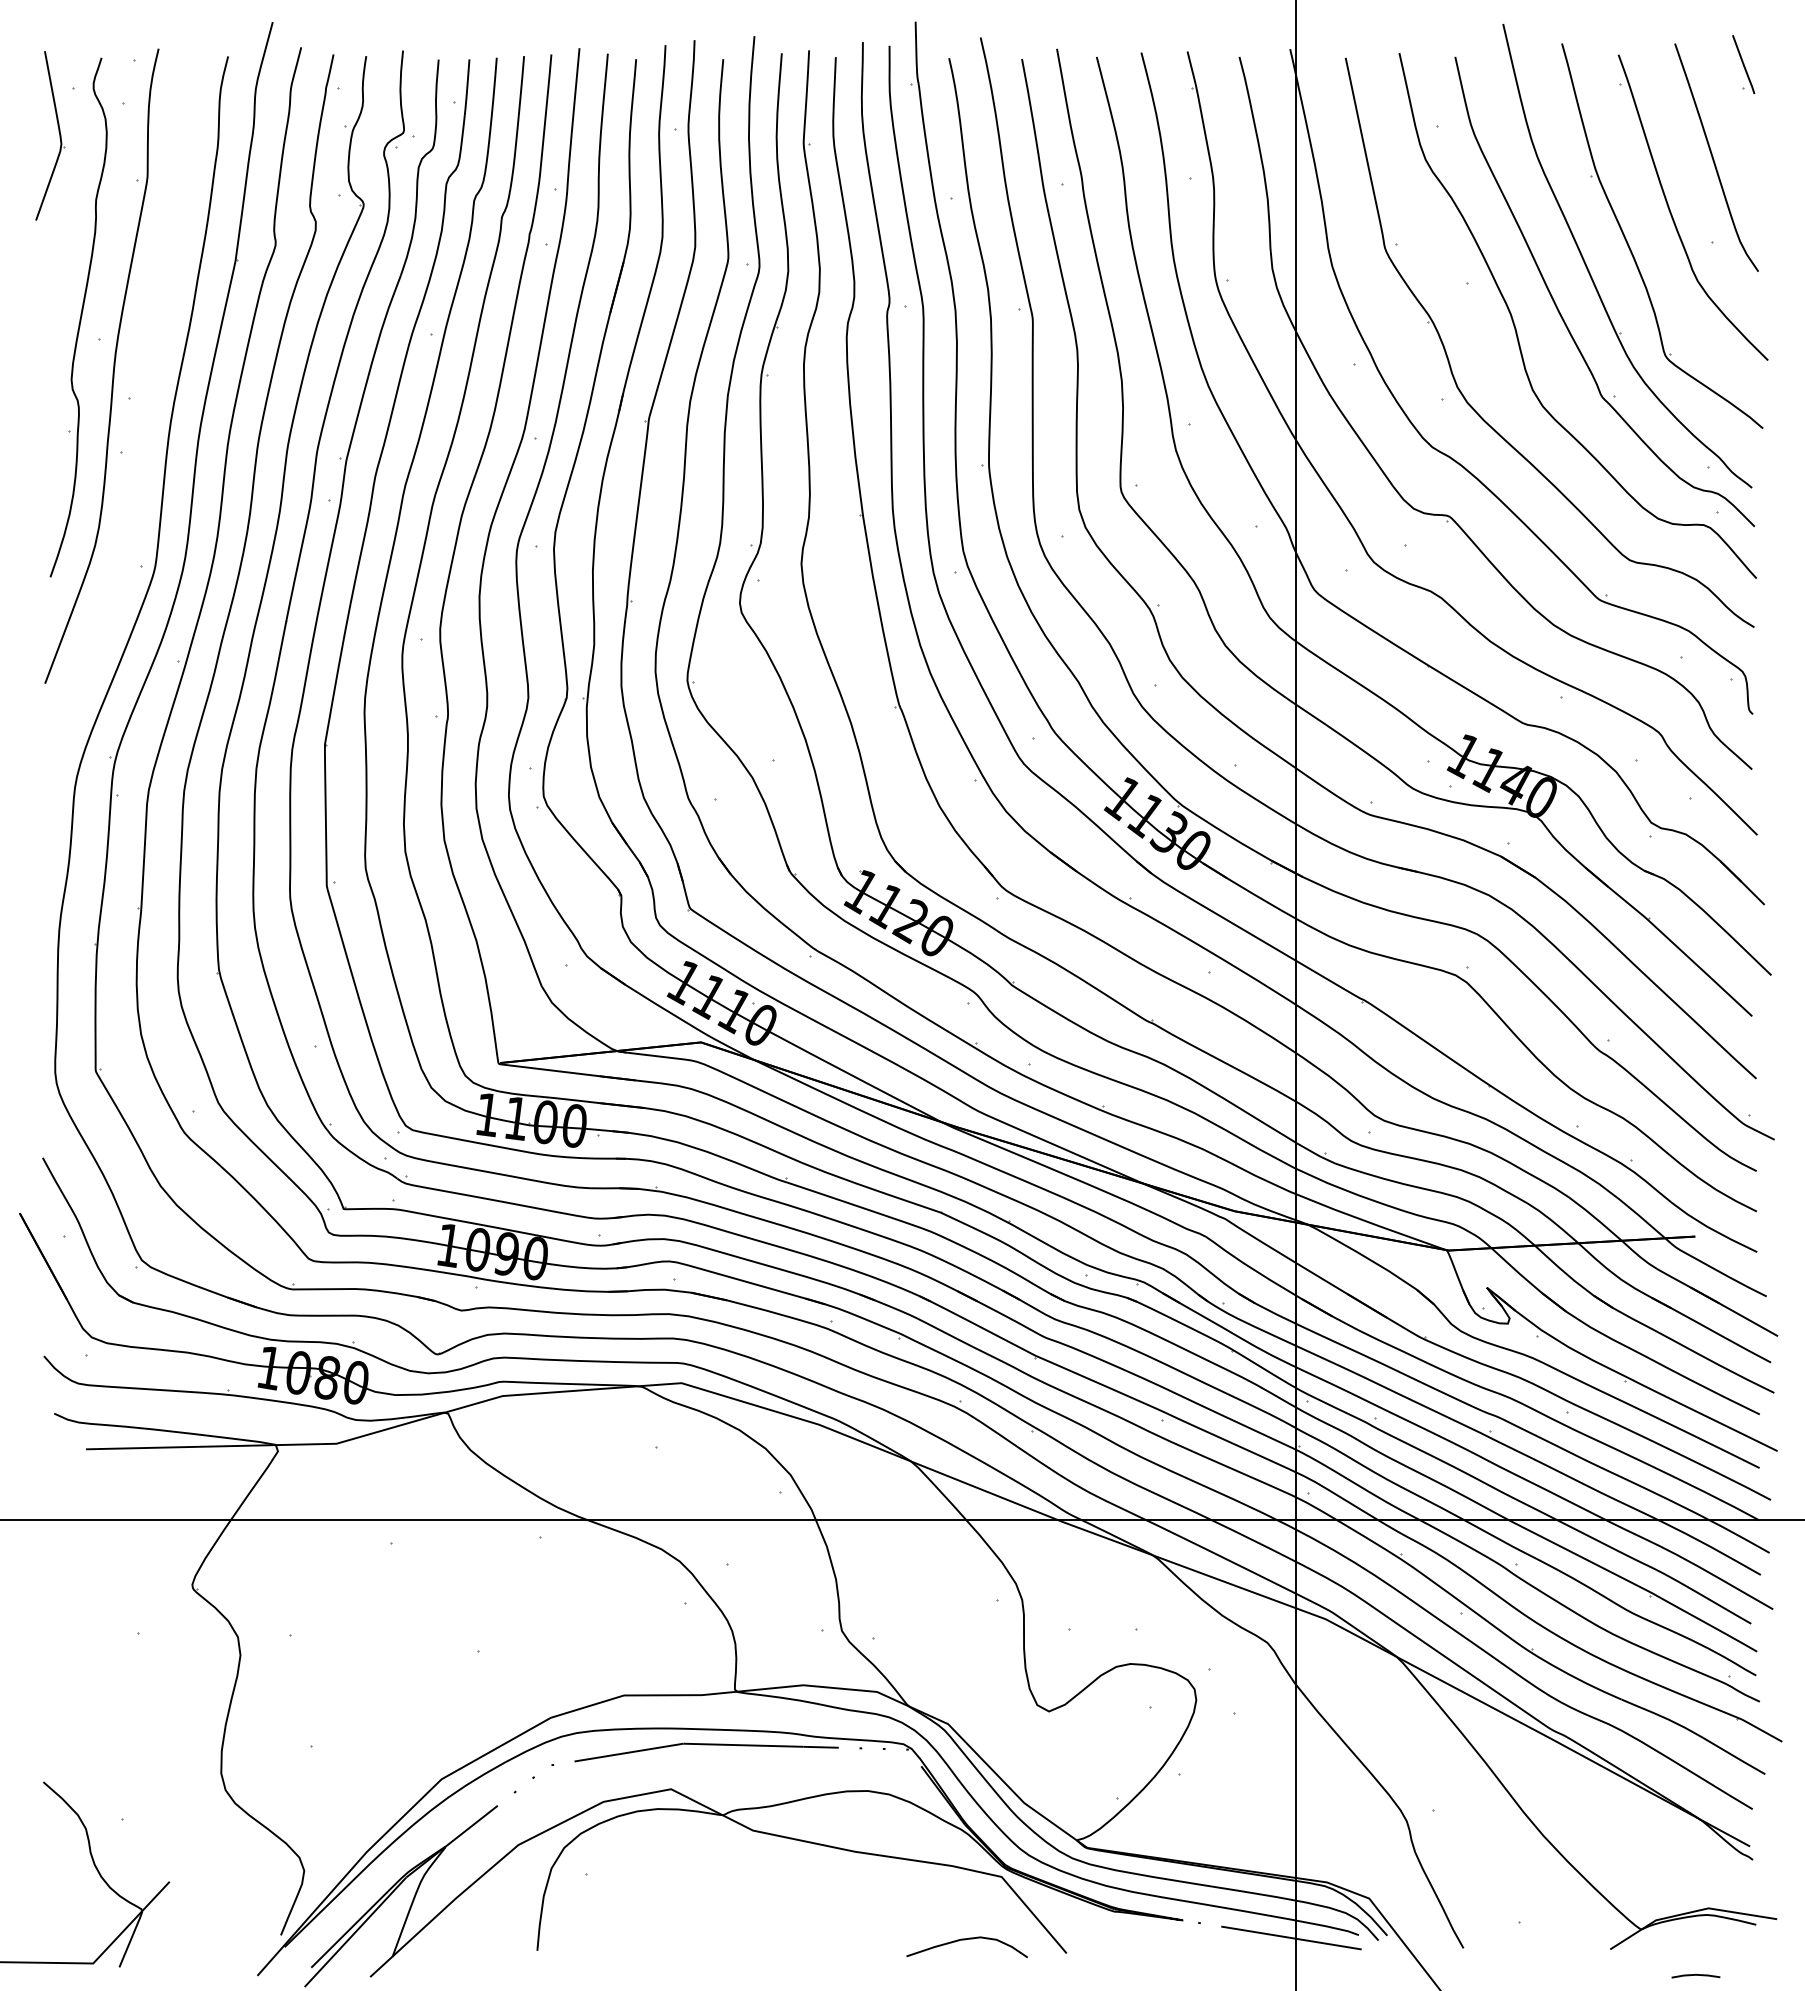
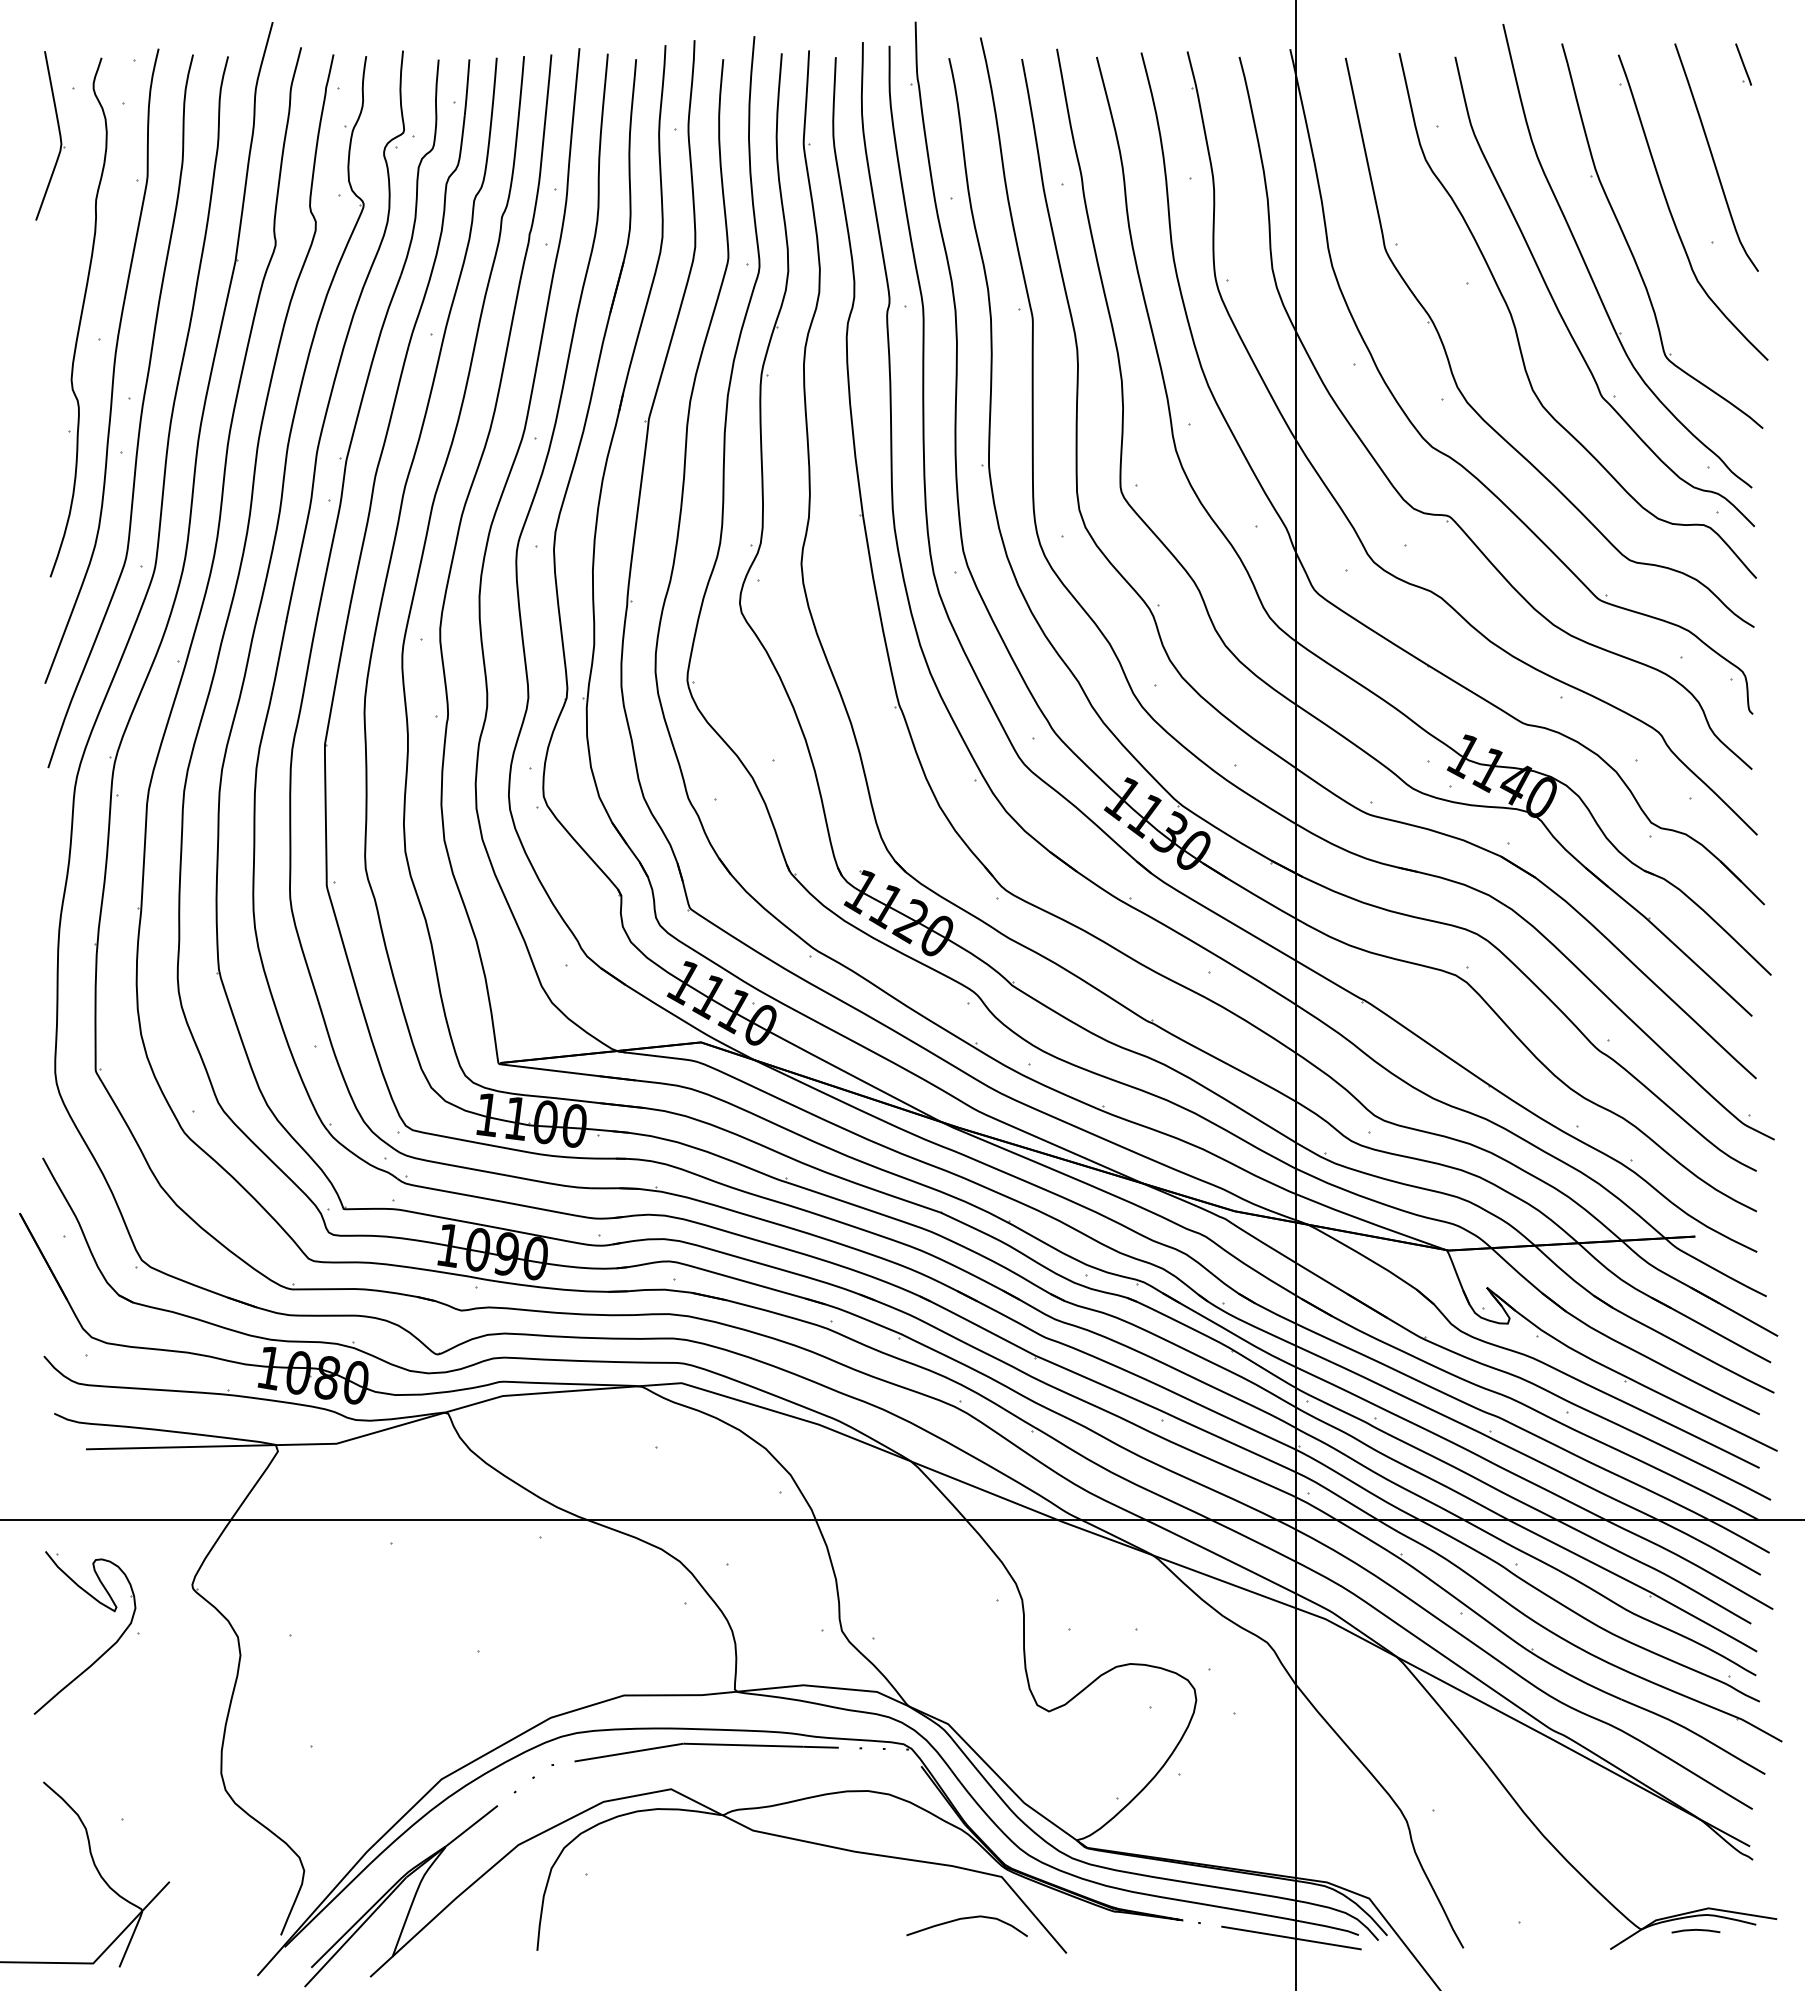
part size: 24x60 px -> 17x43 px (1743, 64)
curve: none -> present (140, 412)
part: none -> present (102, 1653)
curve position: (965, 1940) -> (965, 1919) (965, 1919)
line position: (1695, 1975) -> (1695, 1930) (1695, 1930)
